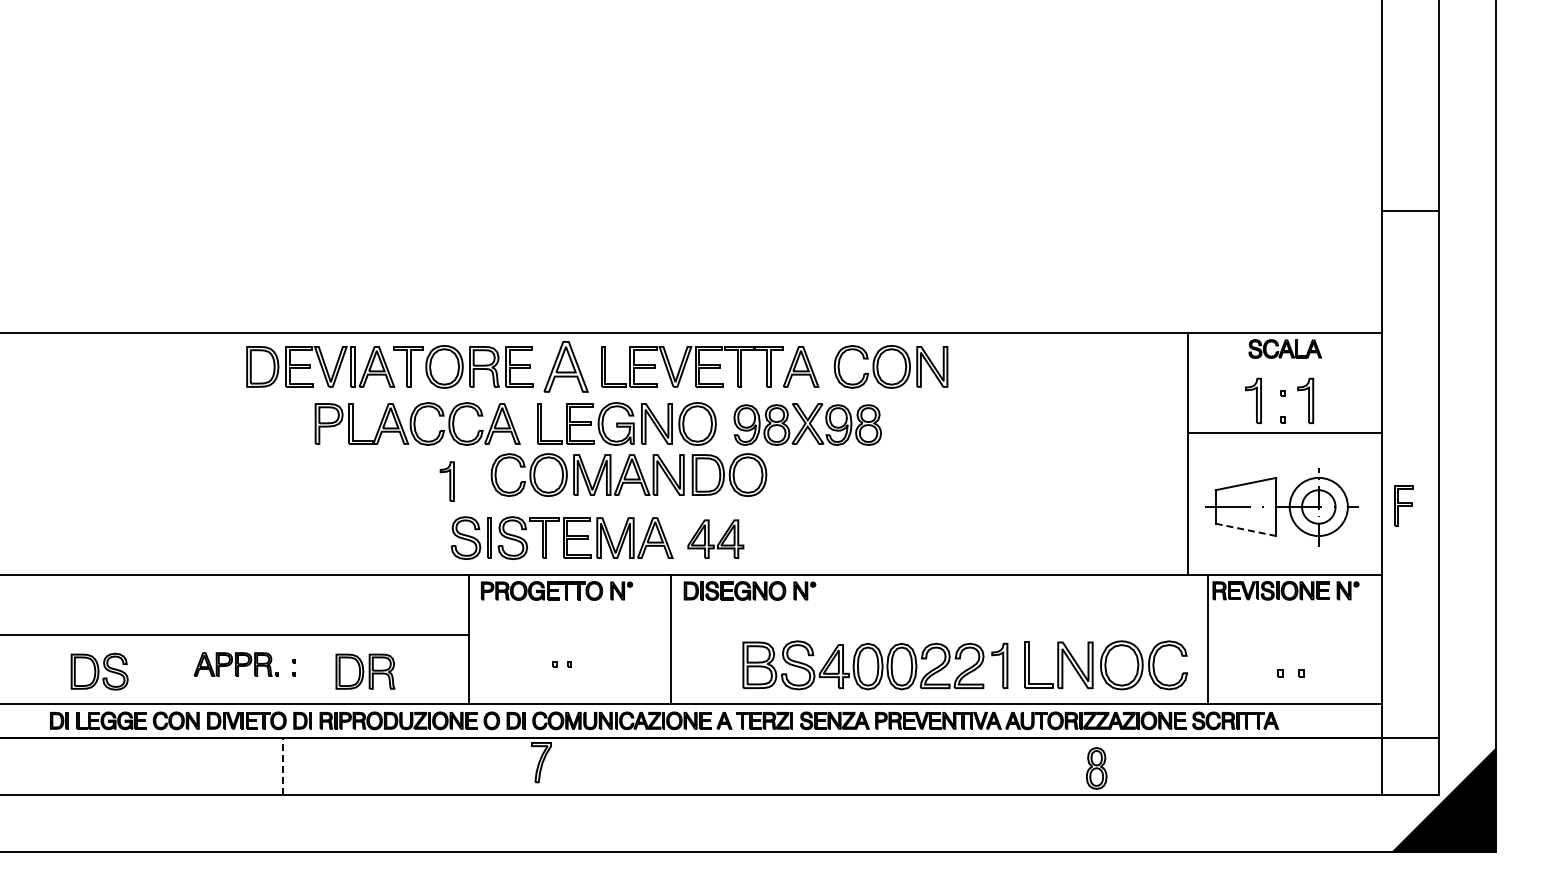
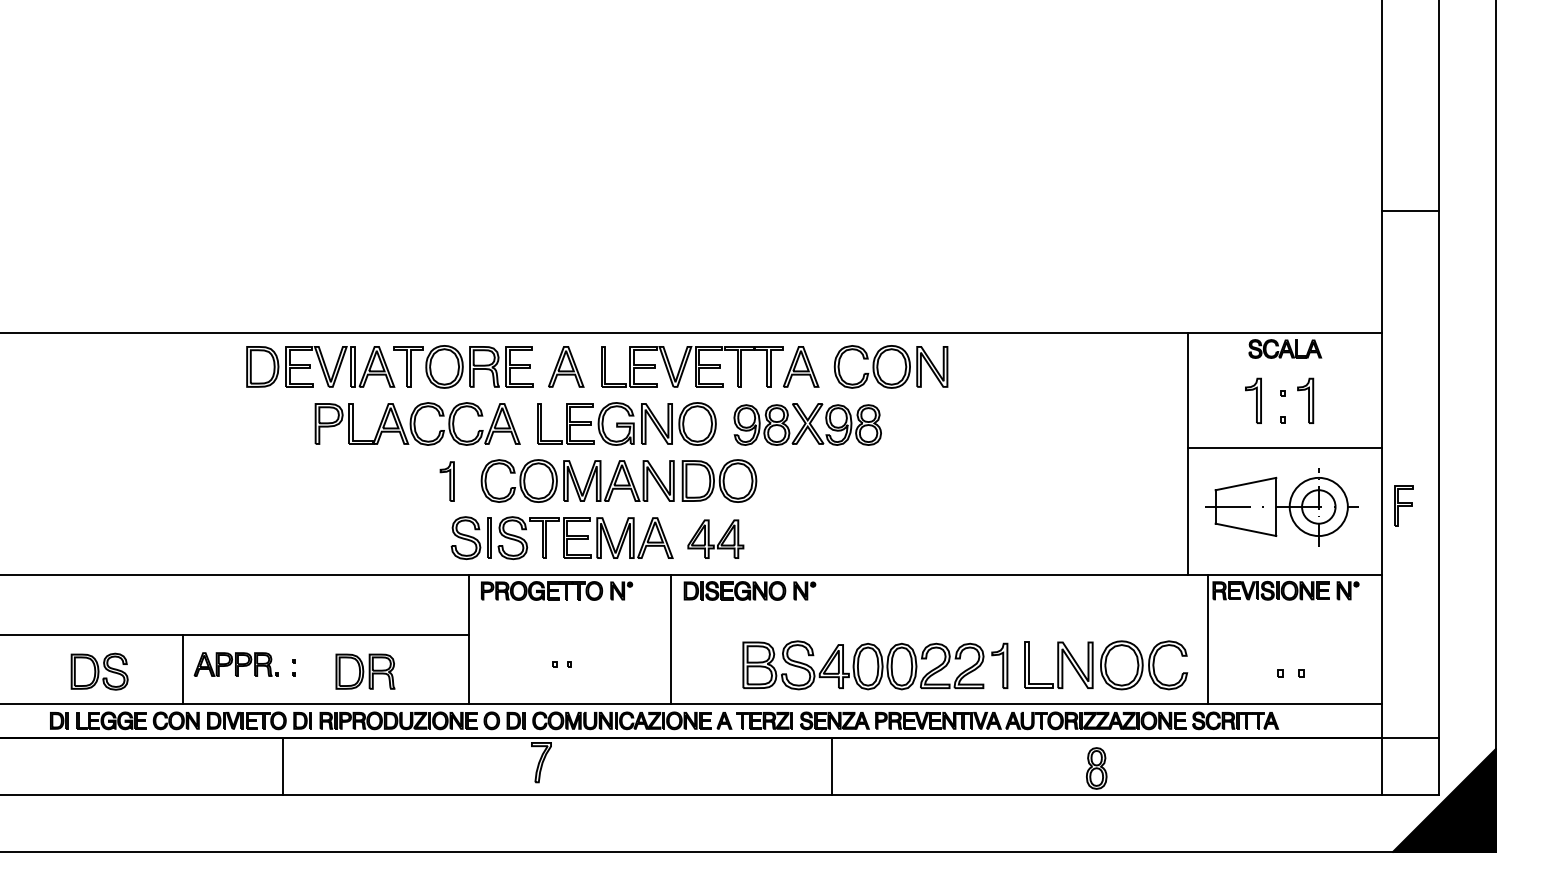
part size: 46x52 px -> 37x42 px (566, 366)
line position: (1284, 433) -> (1284, 448) (1284, 448)
part position: (628, 474) -> (618, 480) (618, 480)
line: dashed -> solid (1245, 529)
line: none -> present (183, 669)
line: none -> present (832, 765)
line: dashed -> solid (283, 766)
